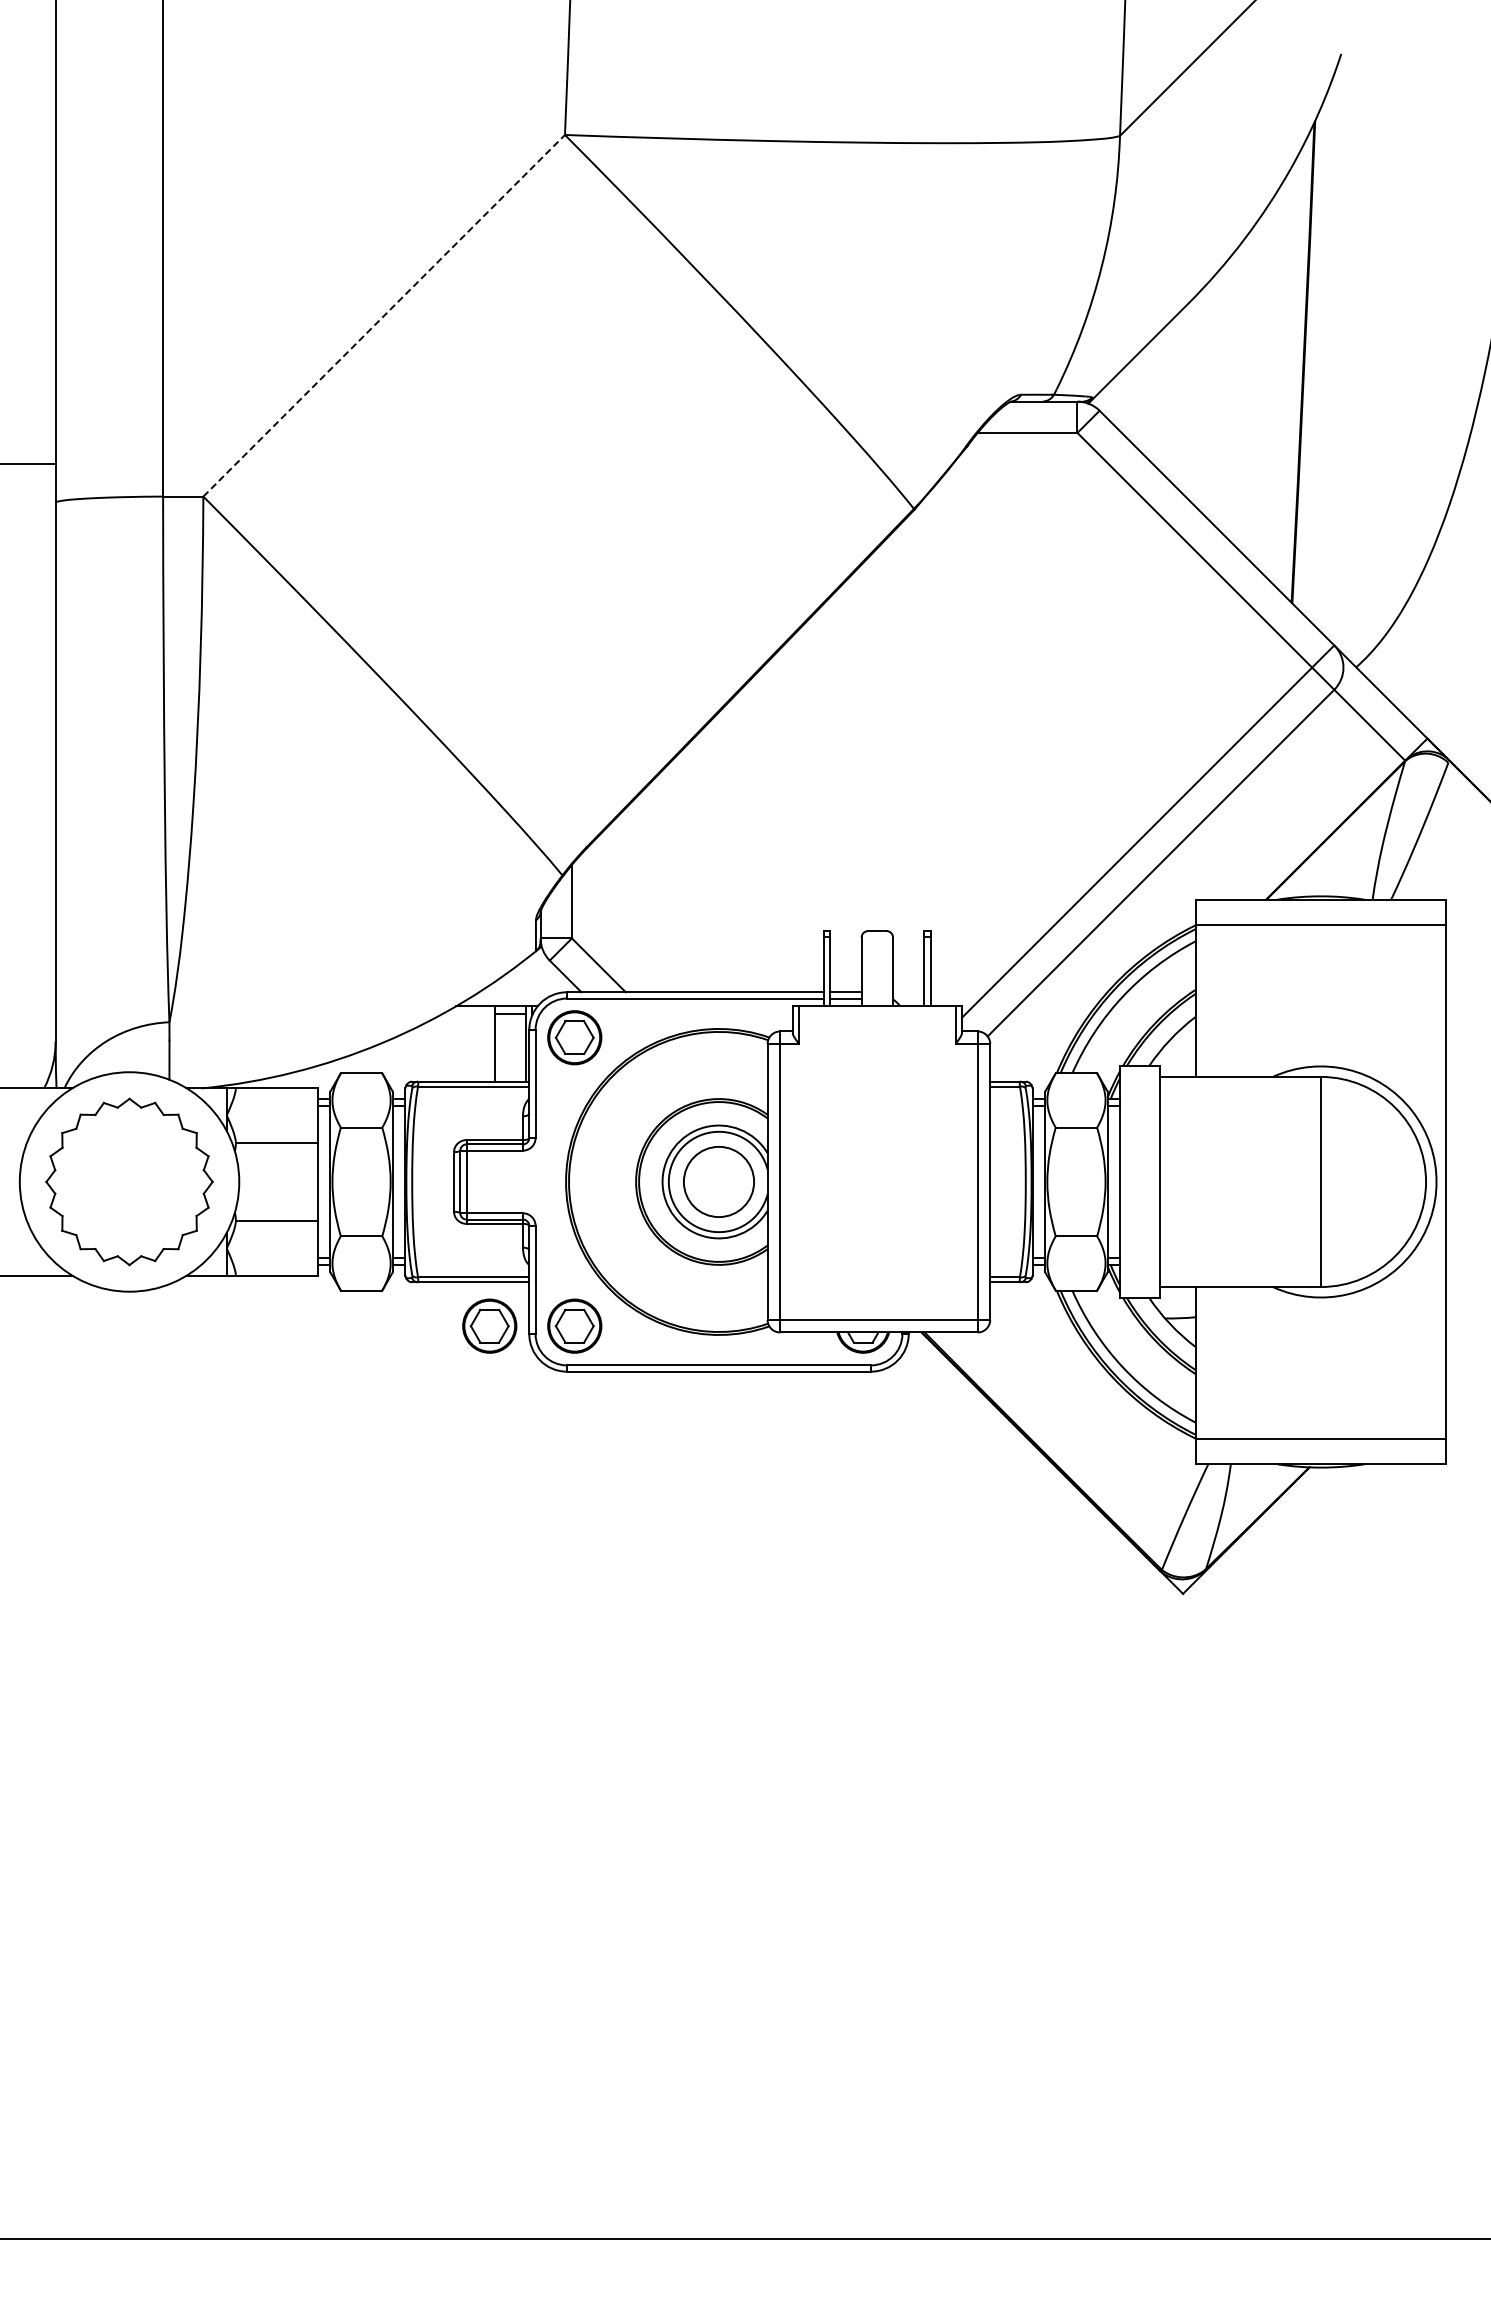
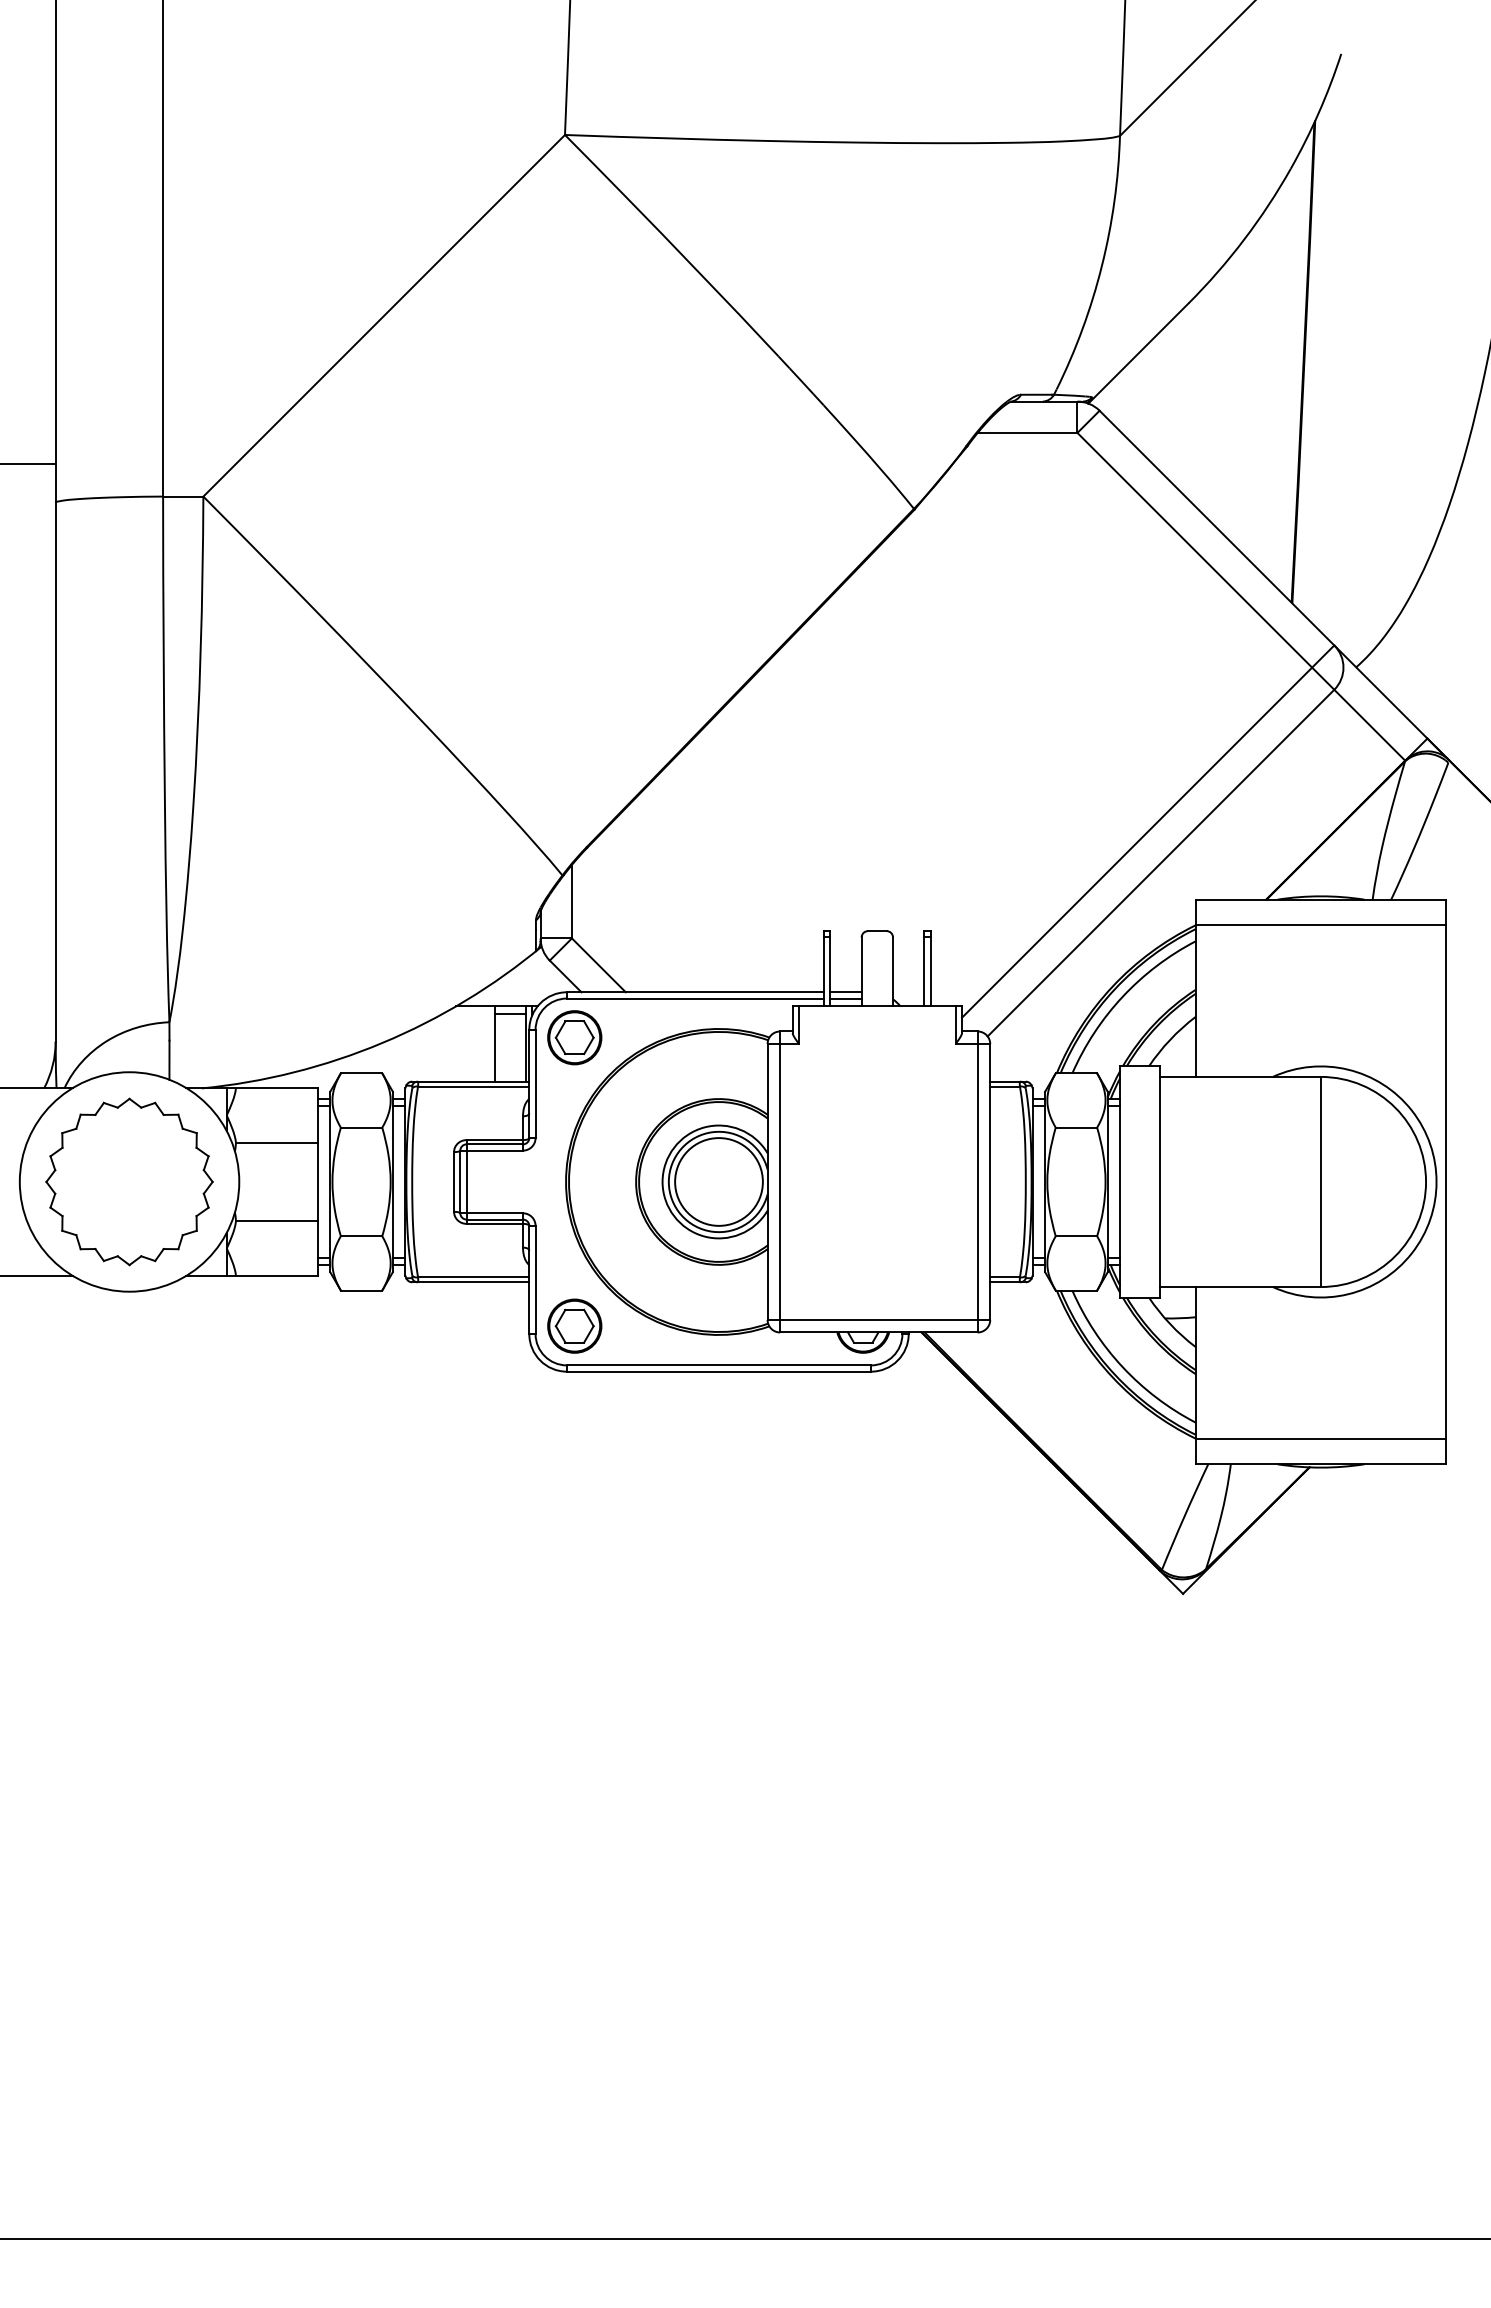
line: dashed -> solid (384, 315)
circle diameter: 70 px -> 88 px (718, 1181)
part: present -> none (489, 1325)
